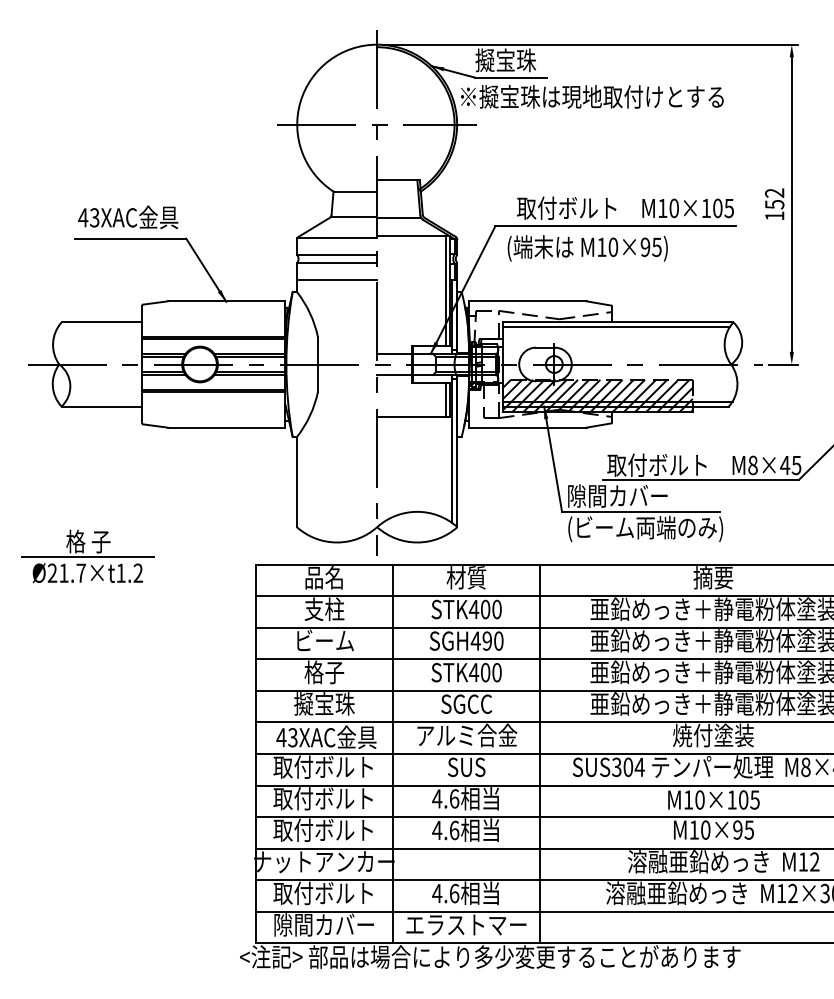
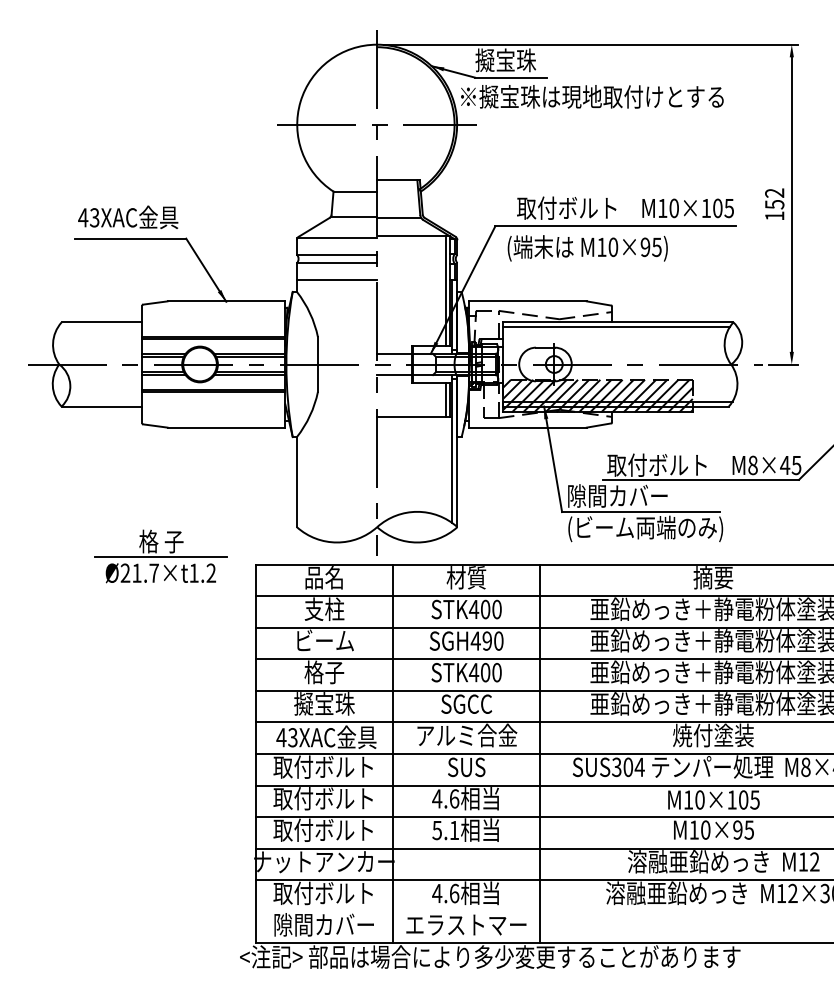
part position: (87, 556) -> (160, 556) (160, 556)
text: 4.6 -> 5.1 (445, 830)
line: present -> none (542, 911)
